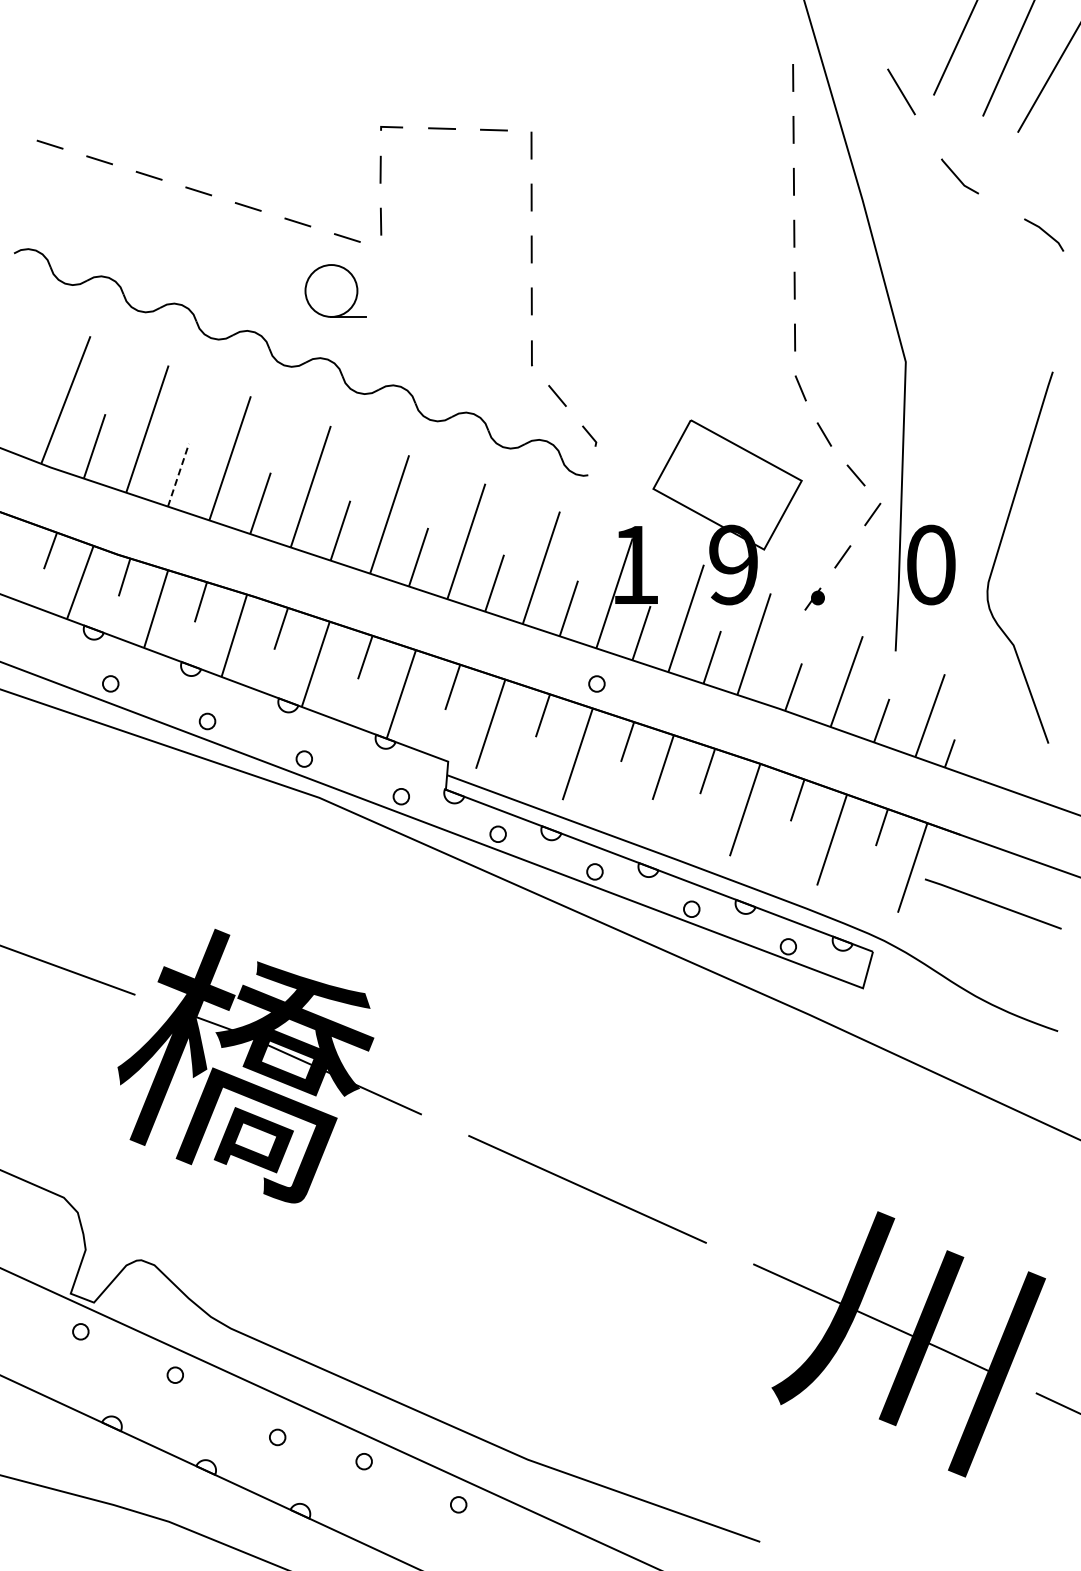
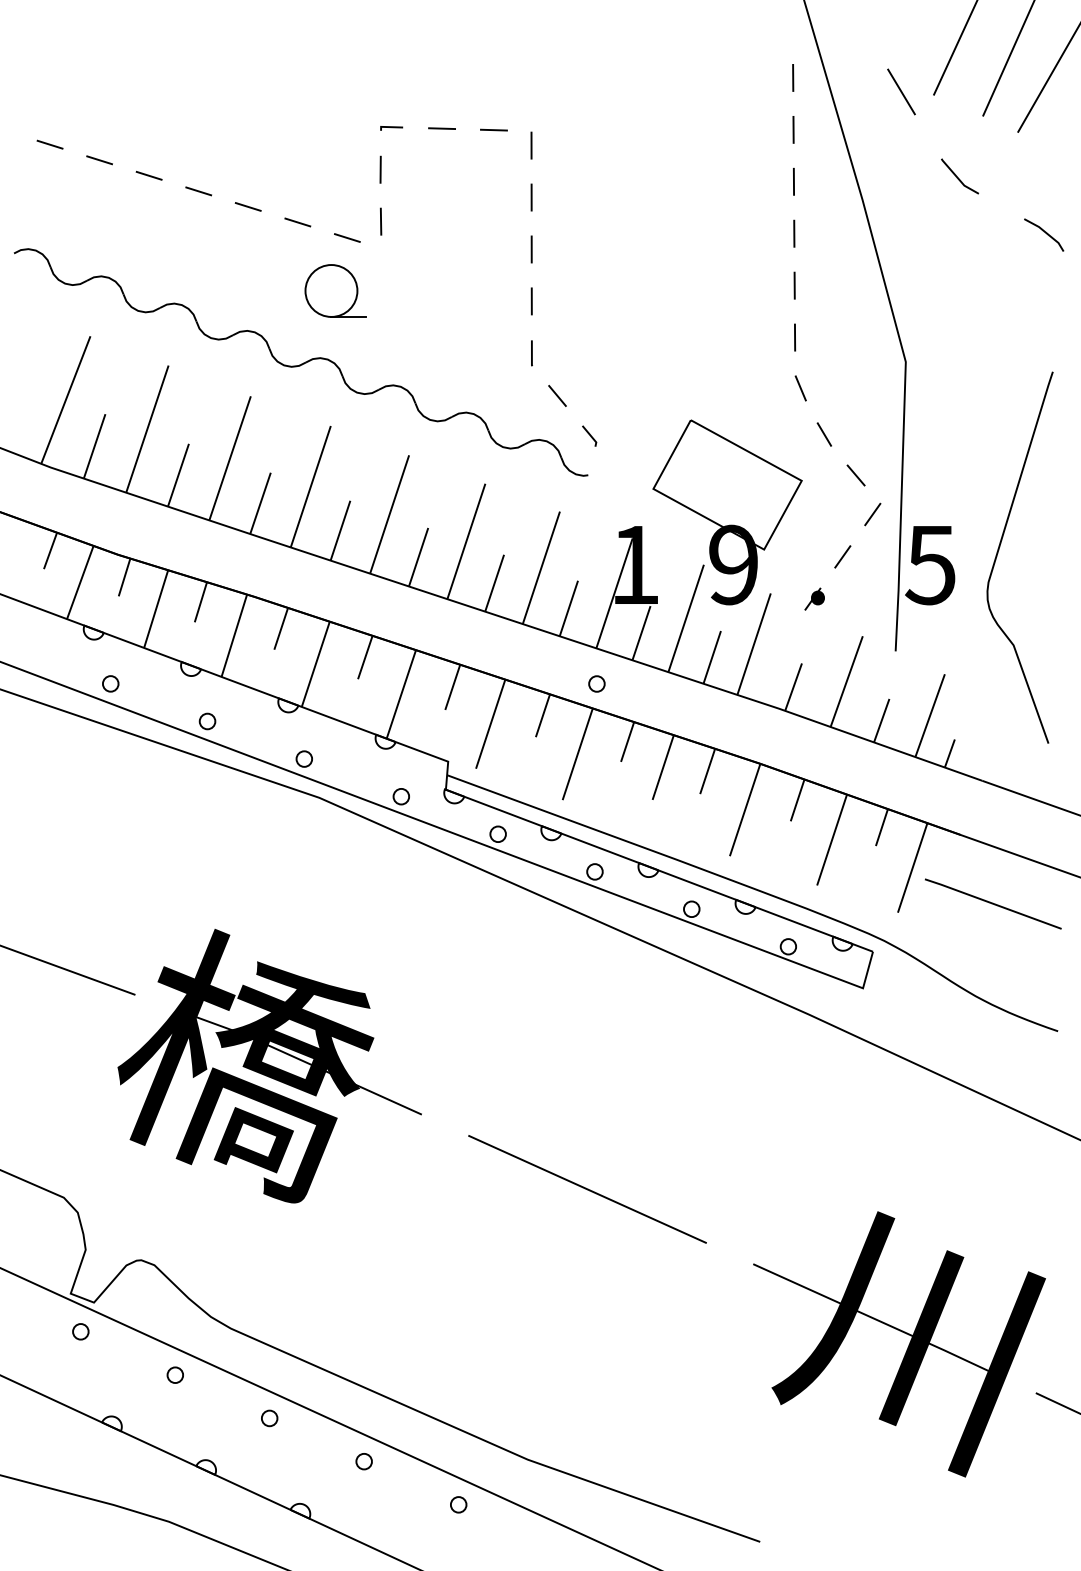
line: dashed -> solid (178, 474)
text: 0 -> 5 (930, 564)
circle position: (277, 1437) -> (269, 1418) (269, 1418)
